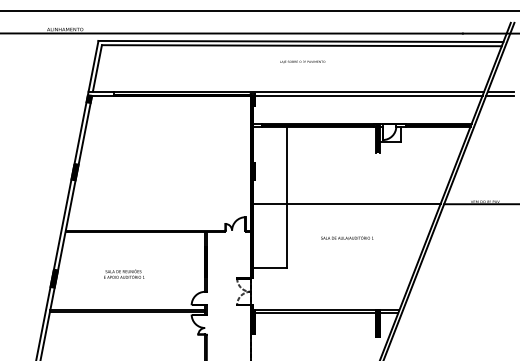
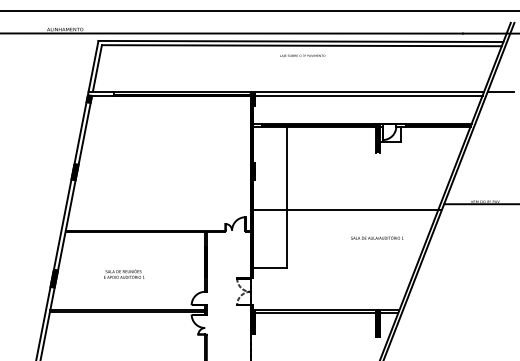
text position: (302, 61) -> (302, 55) (302, 55)
line: present -> none (500, 95)
line position: (346, 204) -> (346, 210) (346, 210)
text position: (347, 237) -> (377, 237) (377, 237)
